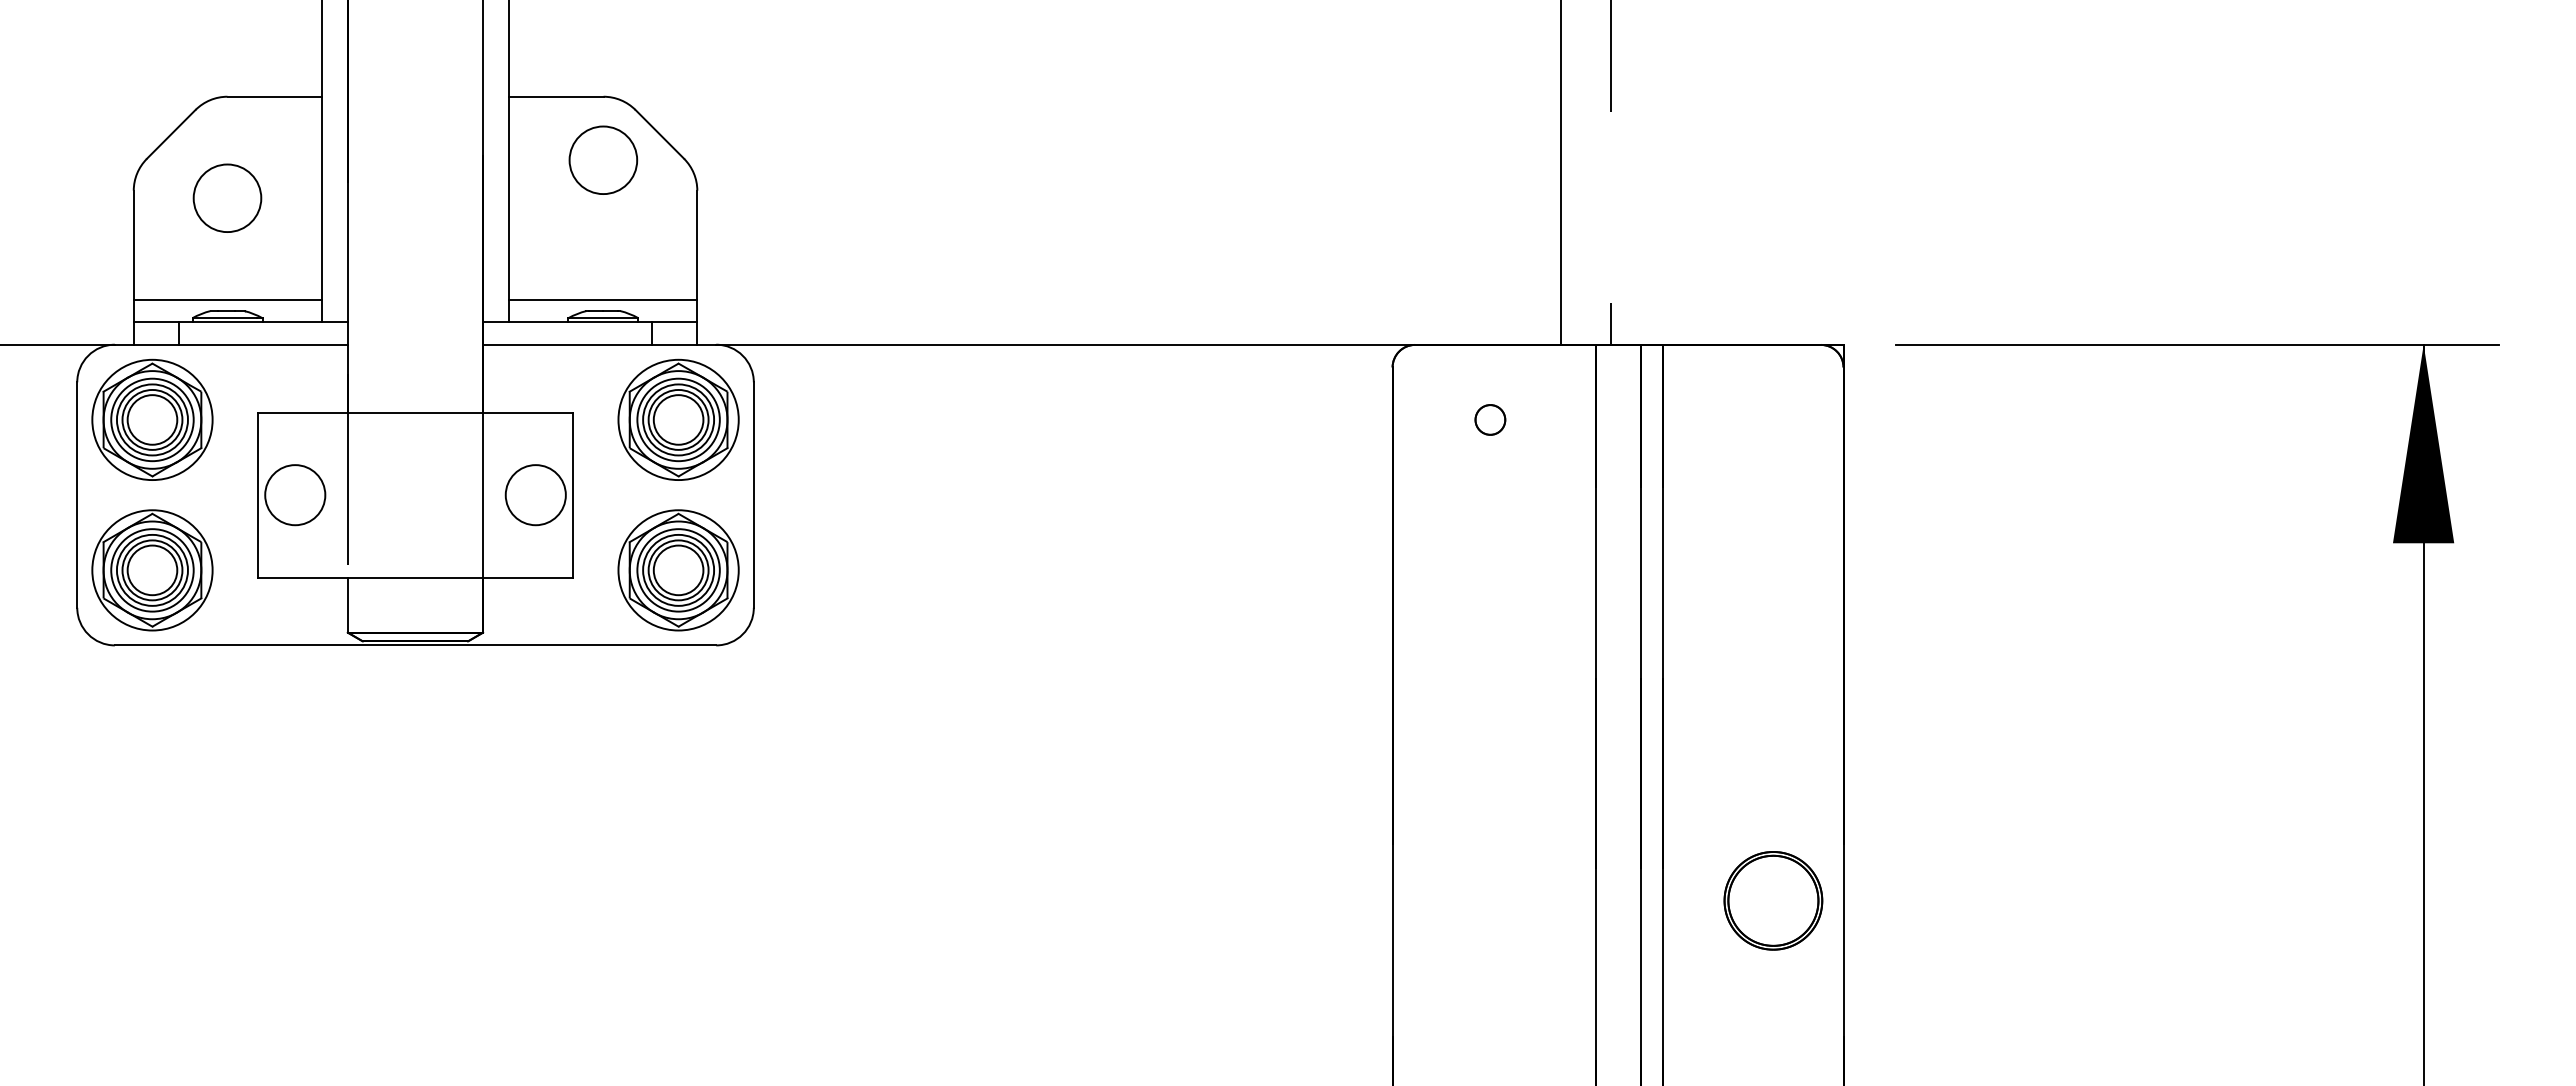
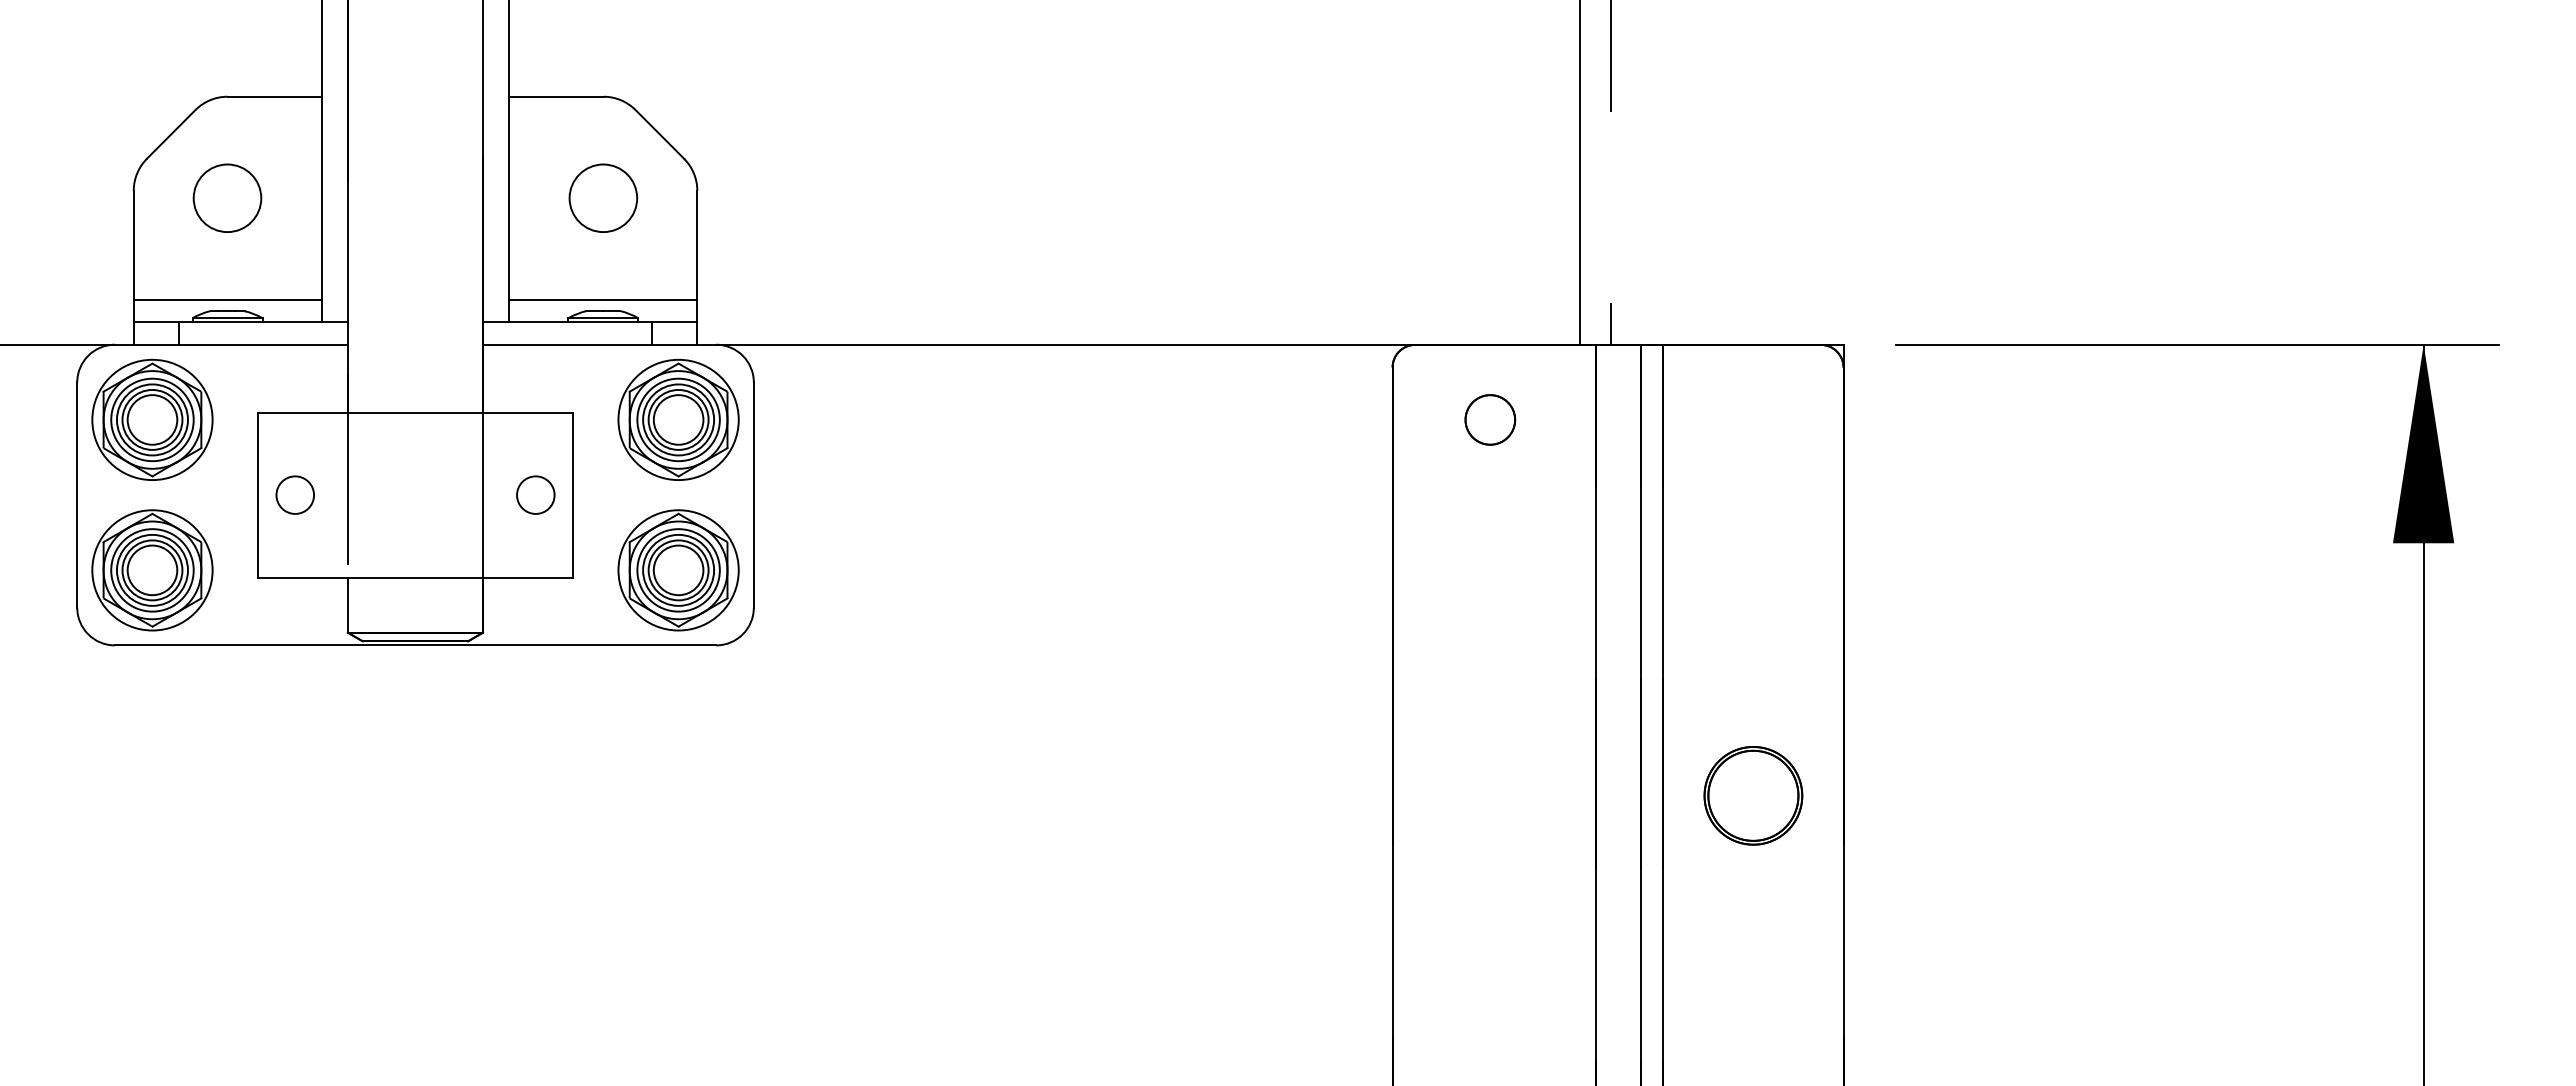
circle position: (603, 159) -> (603, 197) (603, 197)
line position: (1561, 173) -> (1580, 173) (1580, 173)
part size: 33x32 px -> 53x52 px (1490, 419)
circle diameter: 60 px -> 38 px (295, 494)
circle diameter: 60 px -> 38 px (535, 494)
part position: (1773, 900) -> (1753, 795) (1753, 795)
